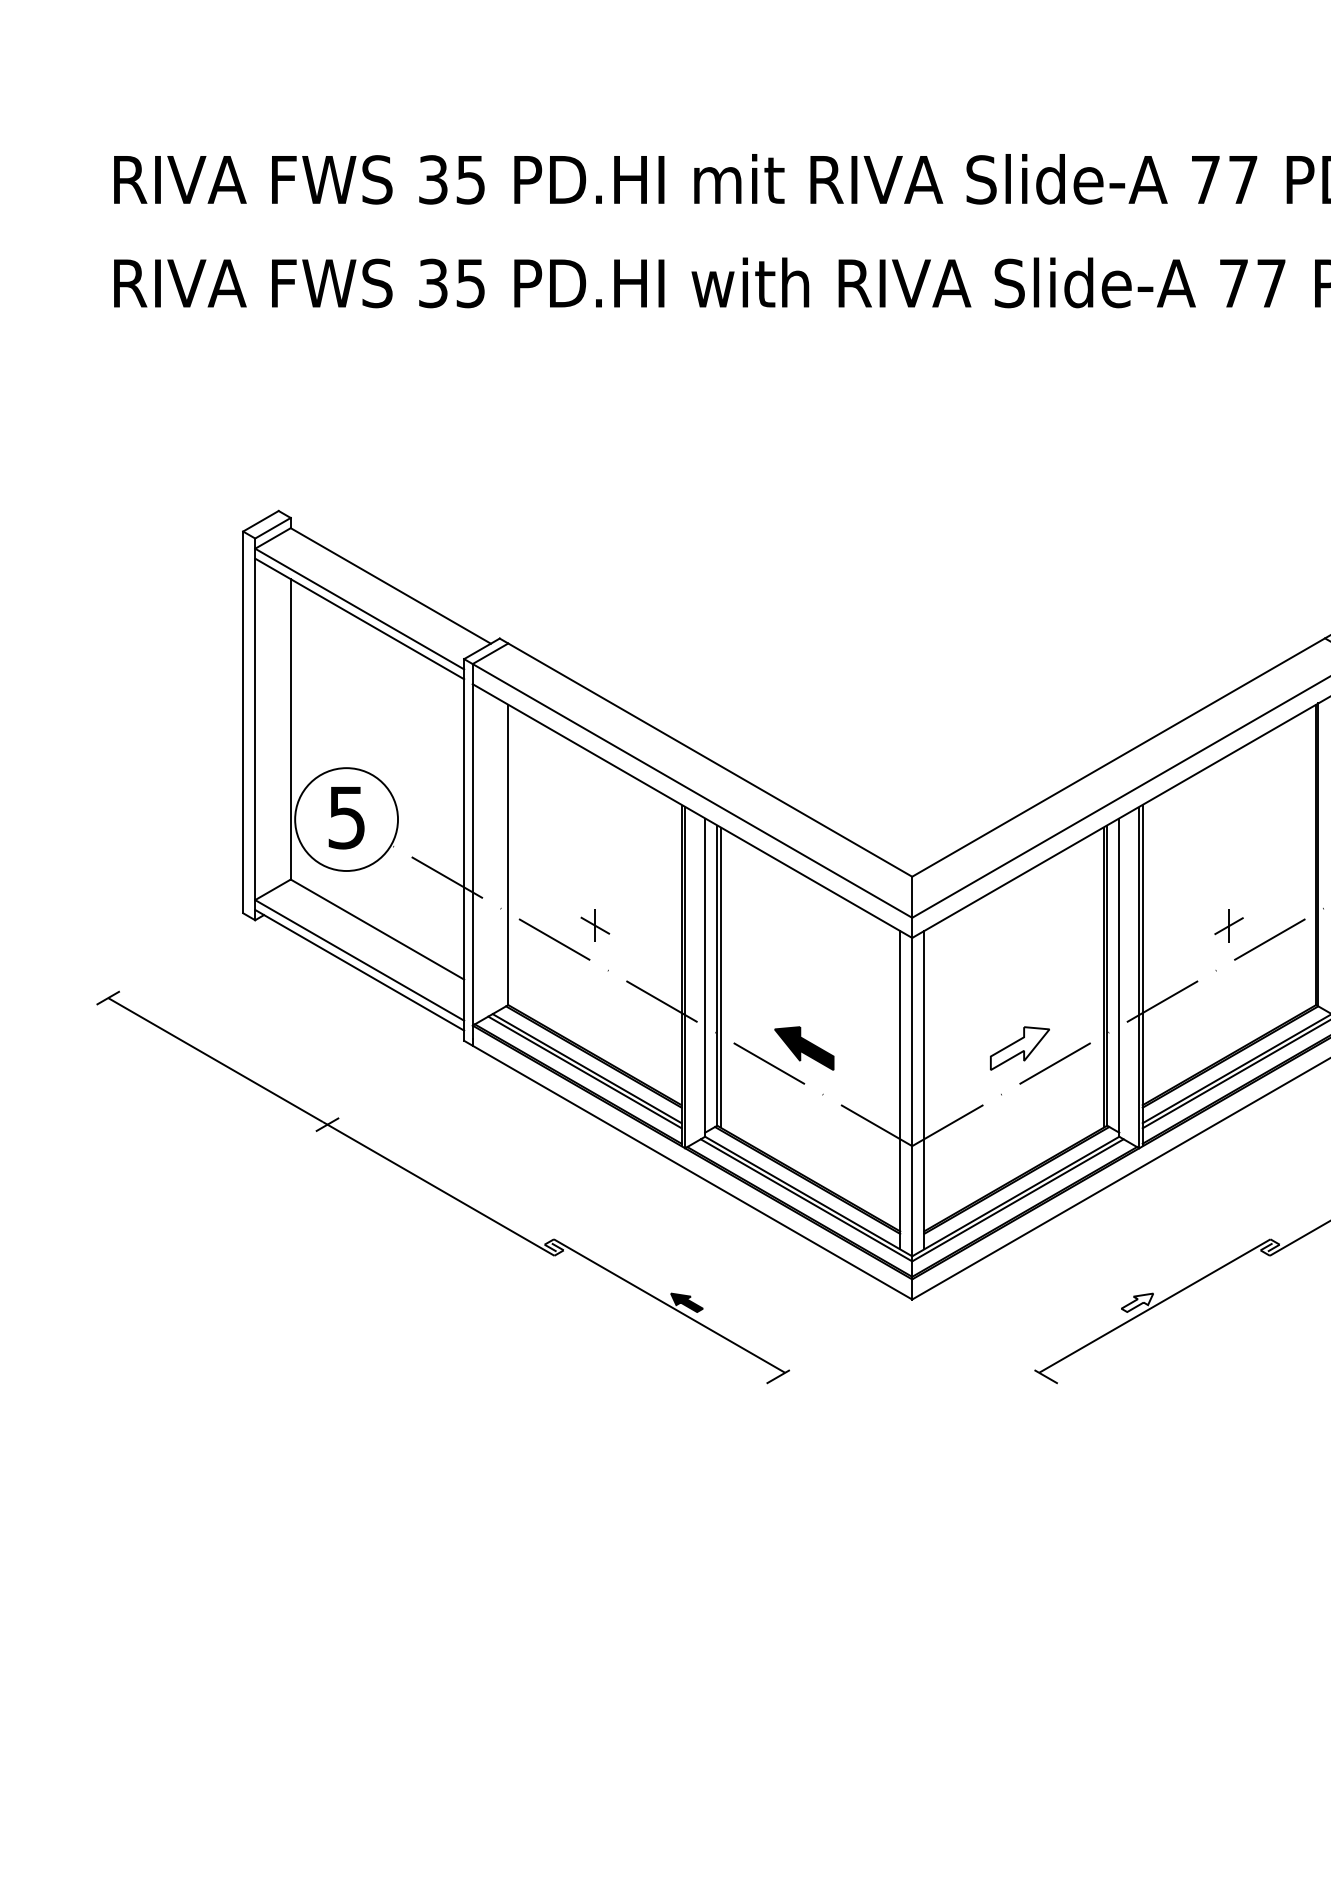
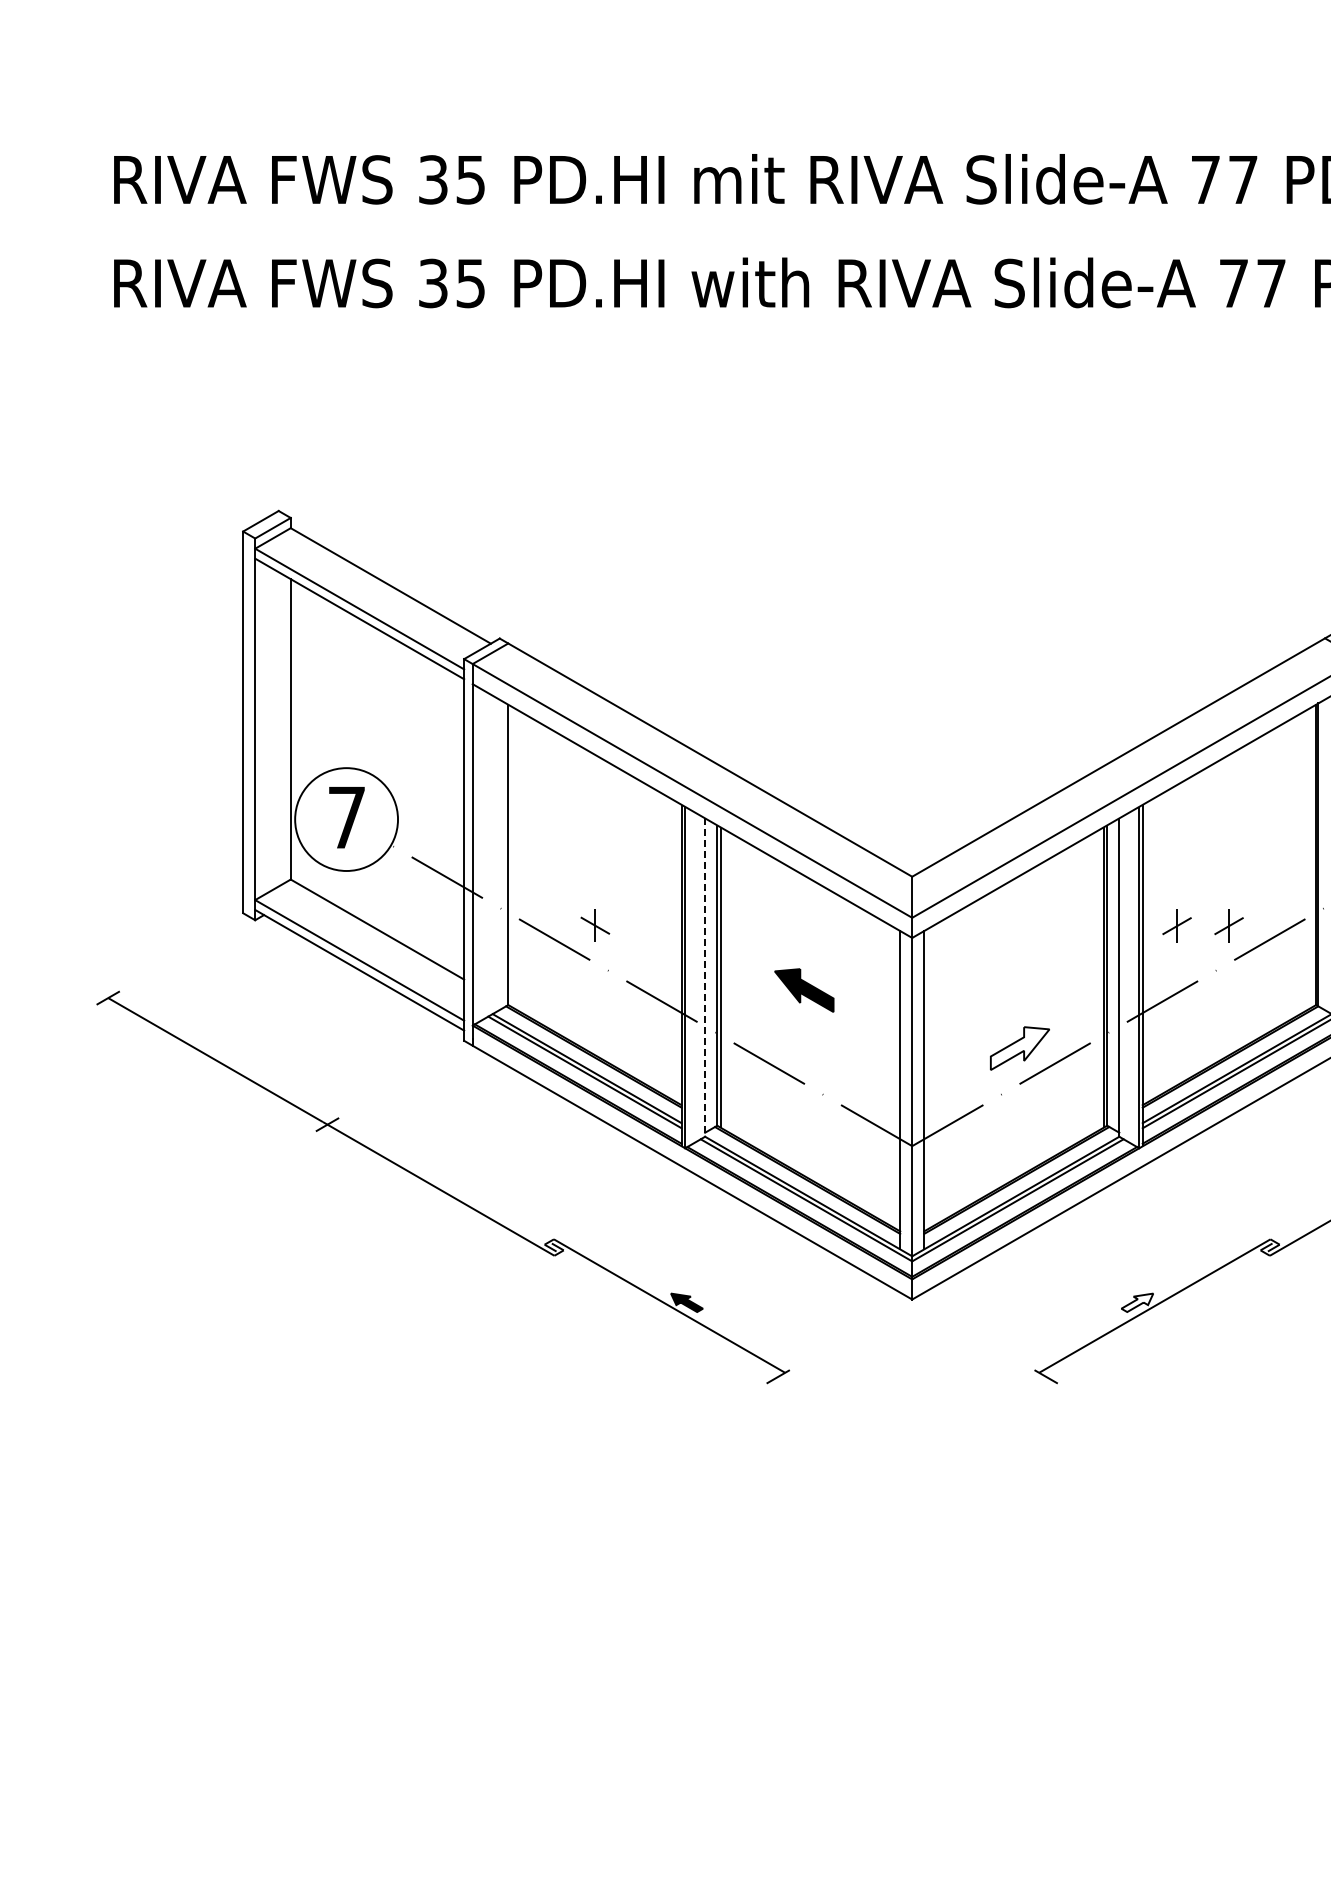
text: 5 -> 7 (346, 817)
part: none -> present (1176, 925)
line: solid -> dashed (705, 978)
part position: (804, 1048) -> (804, 990) (804, 990)
